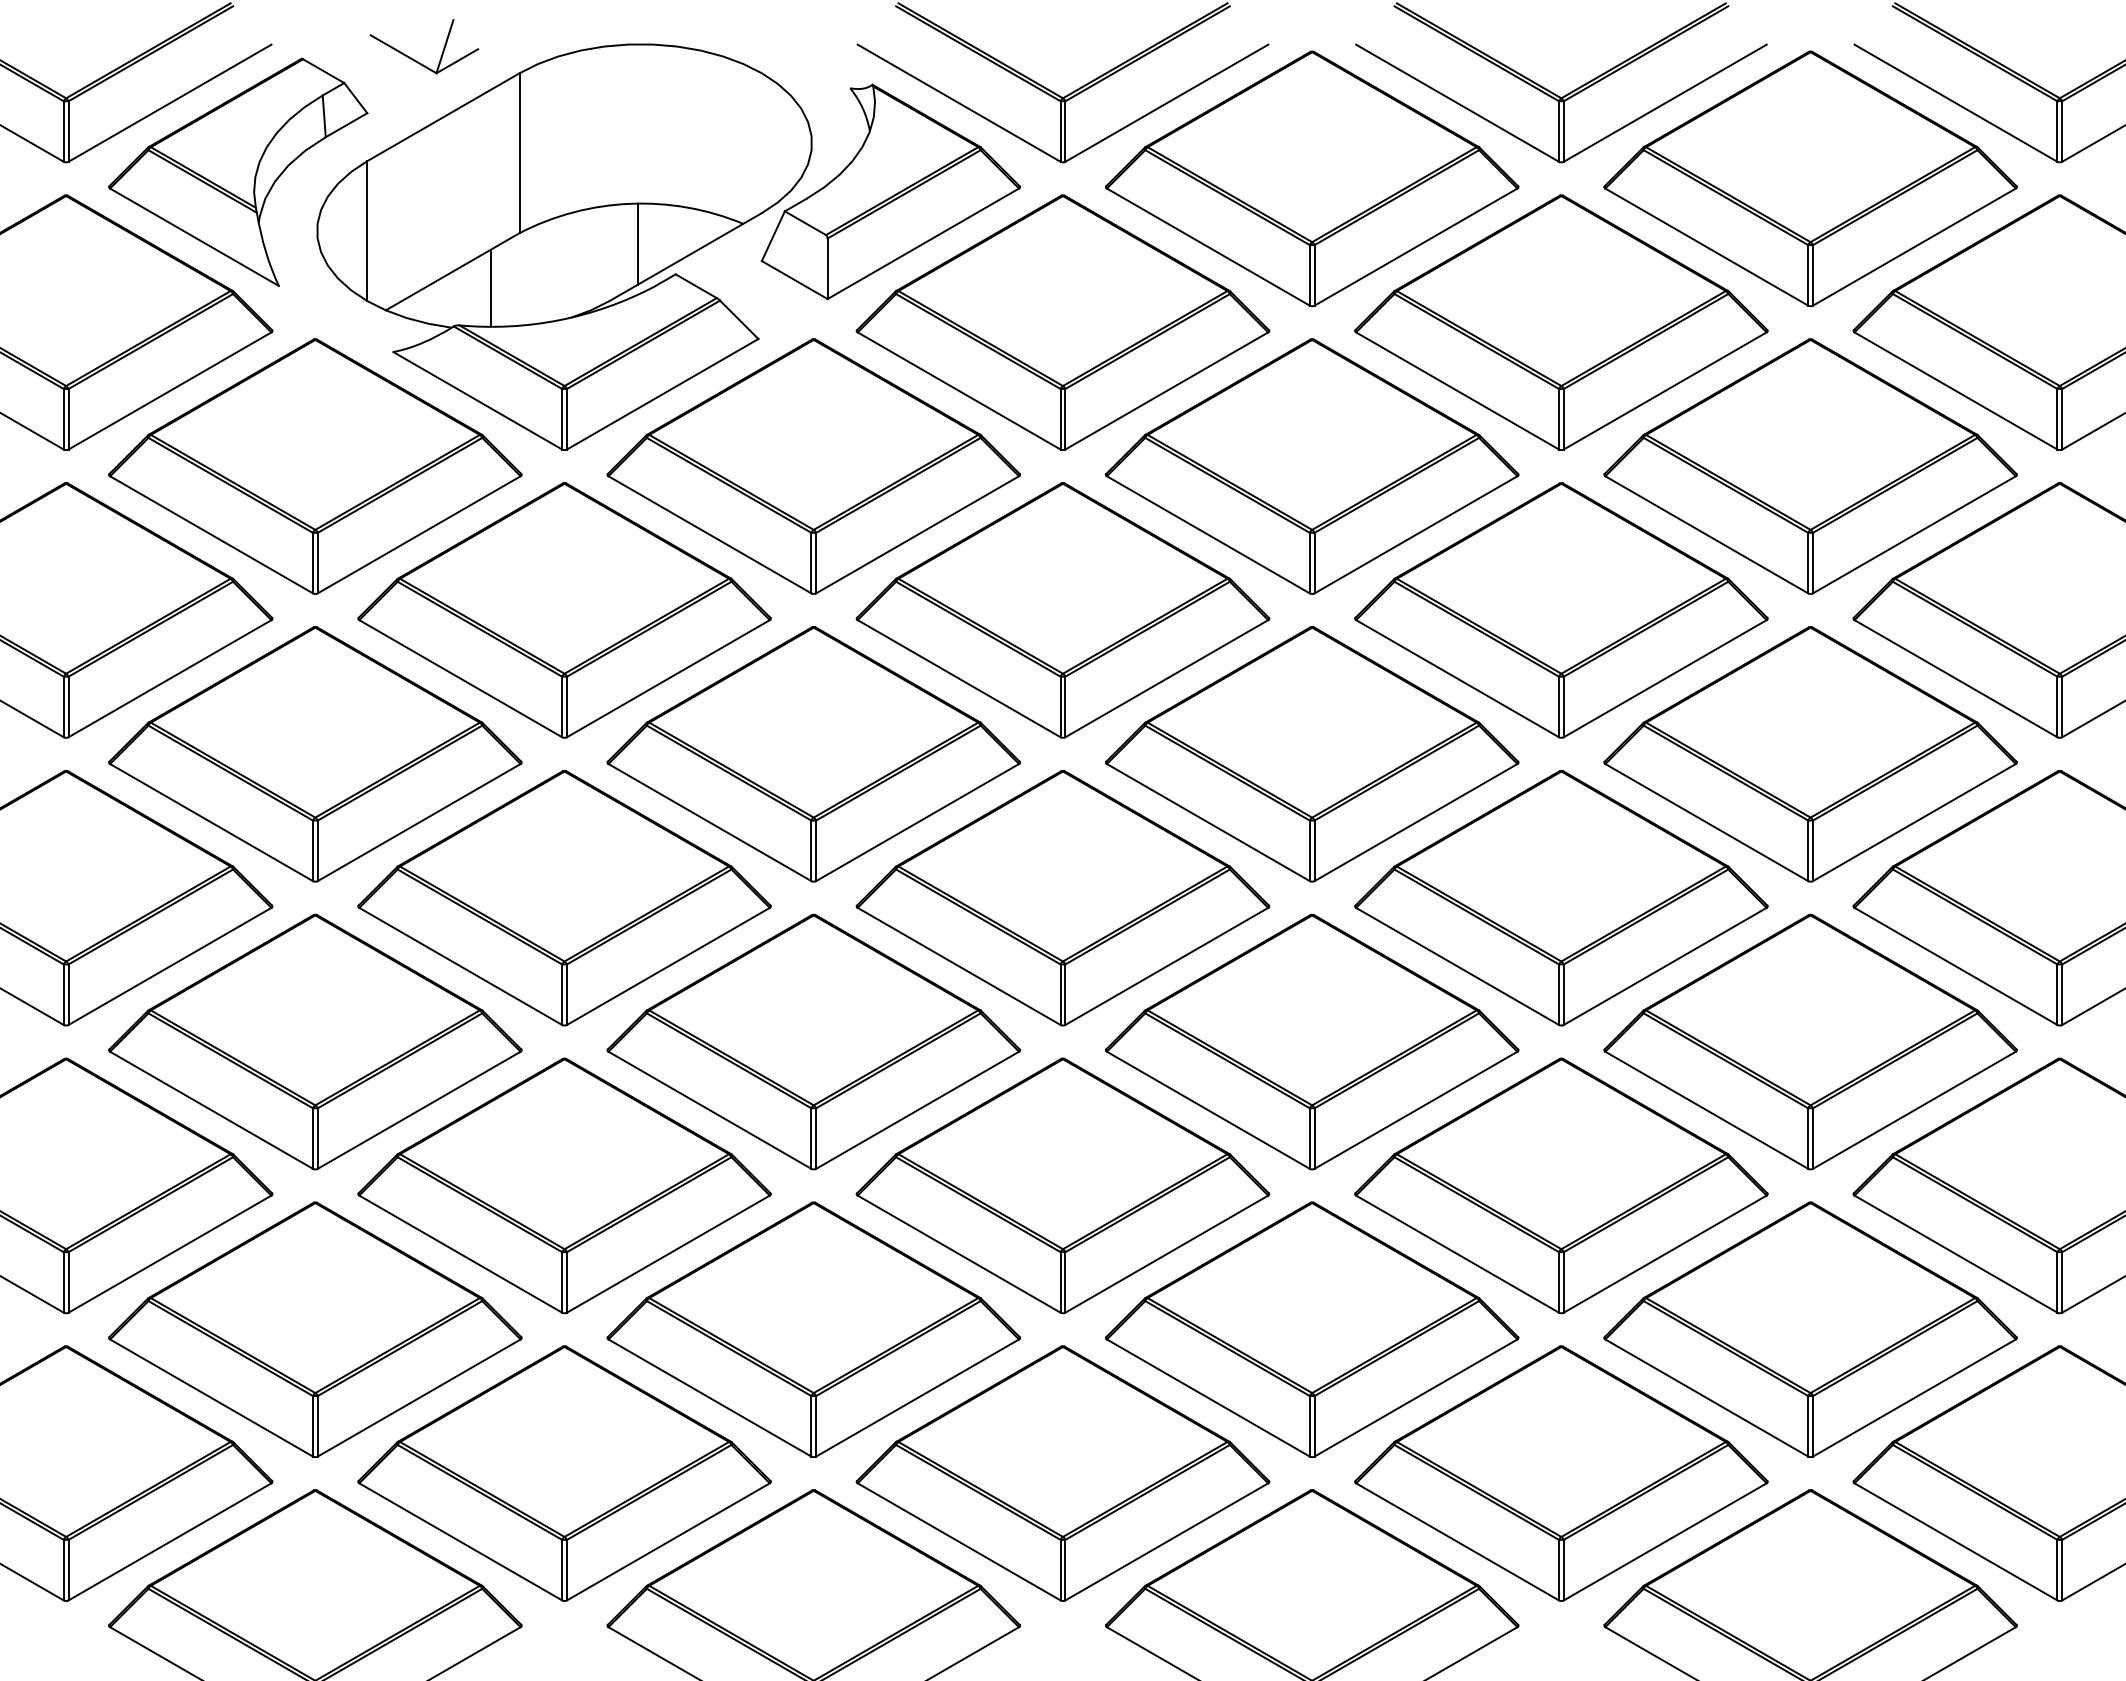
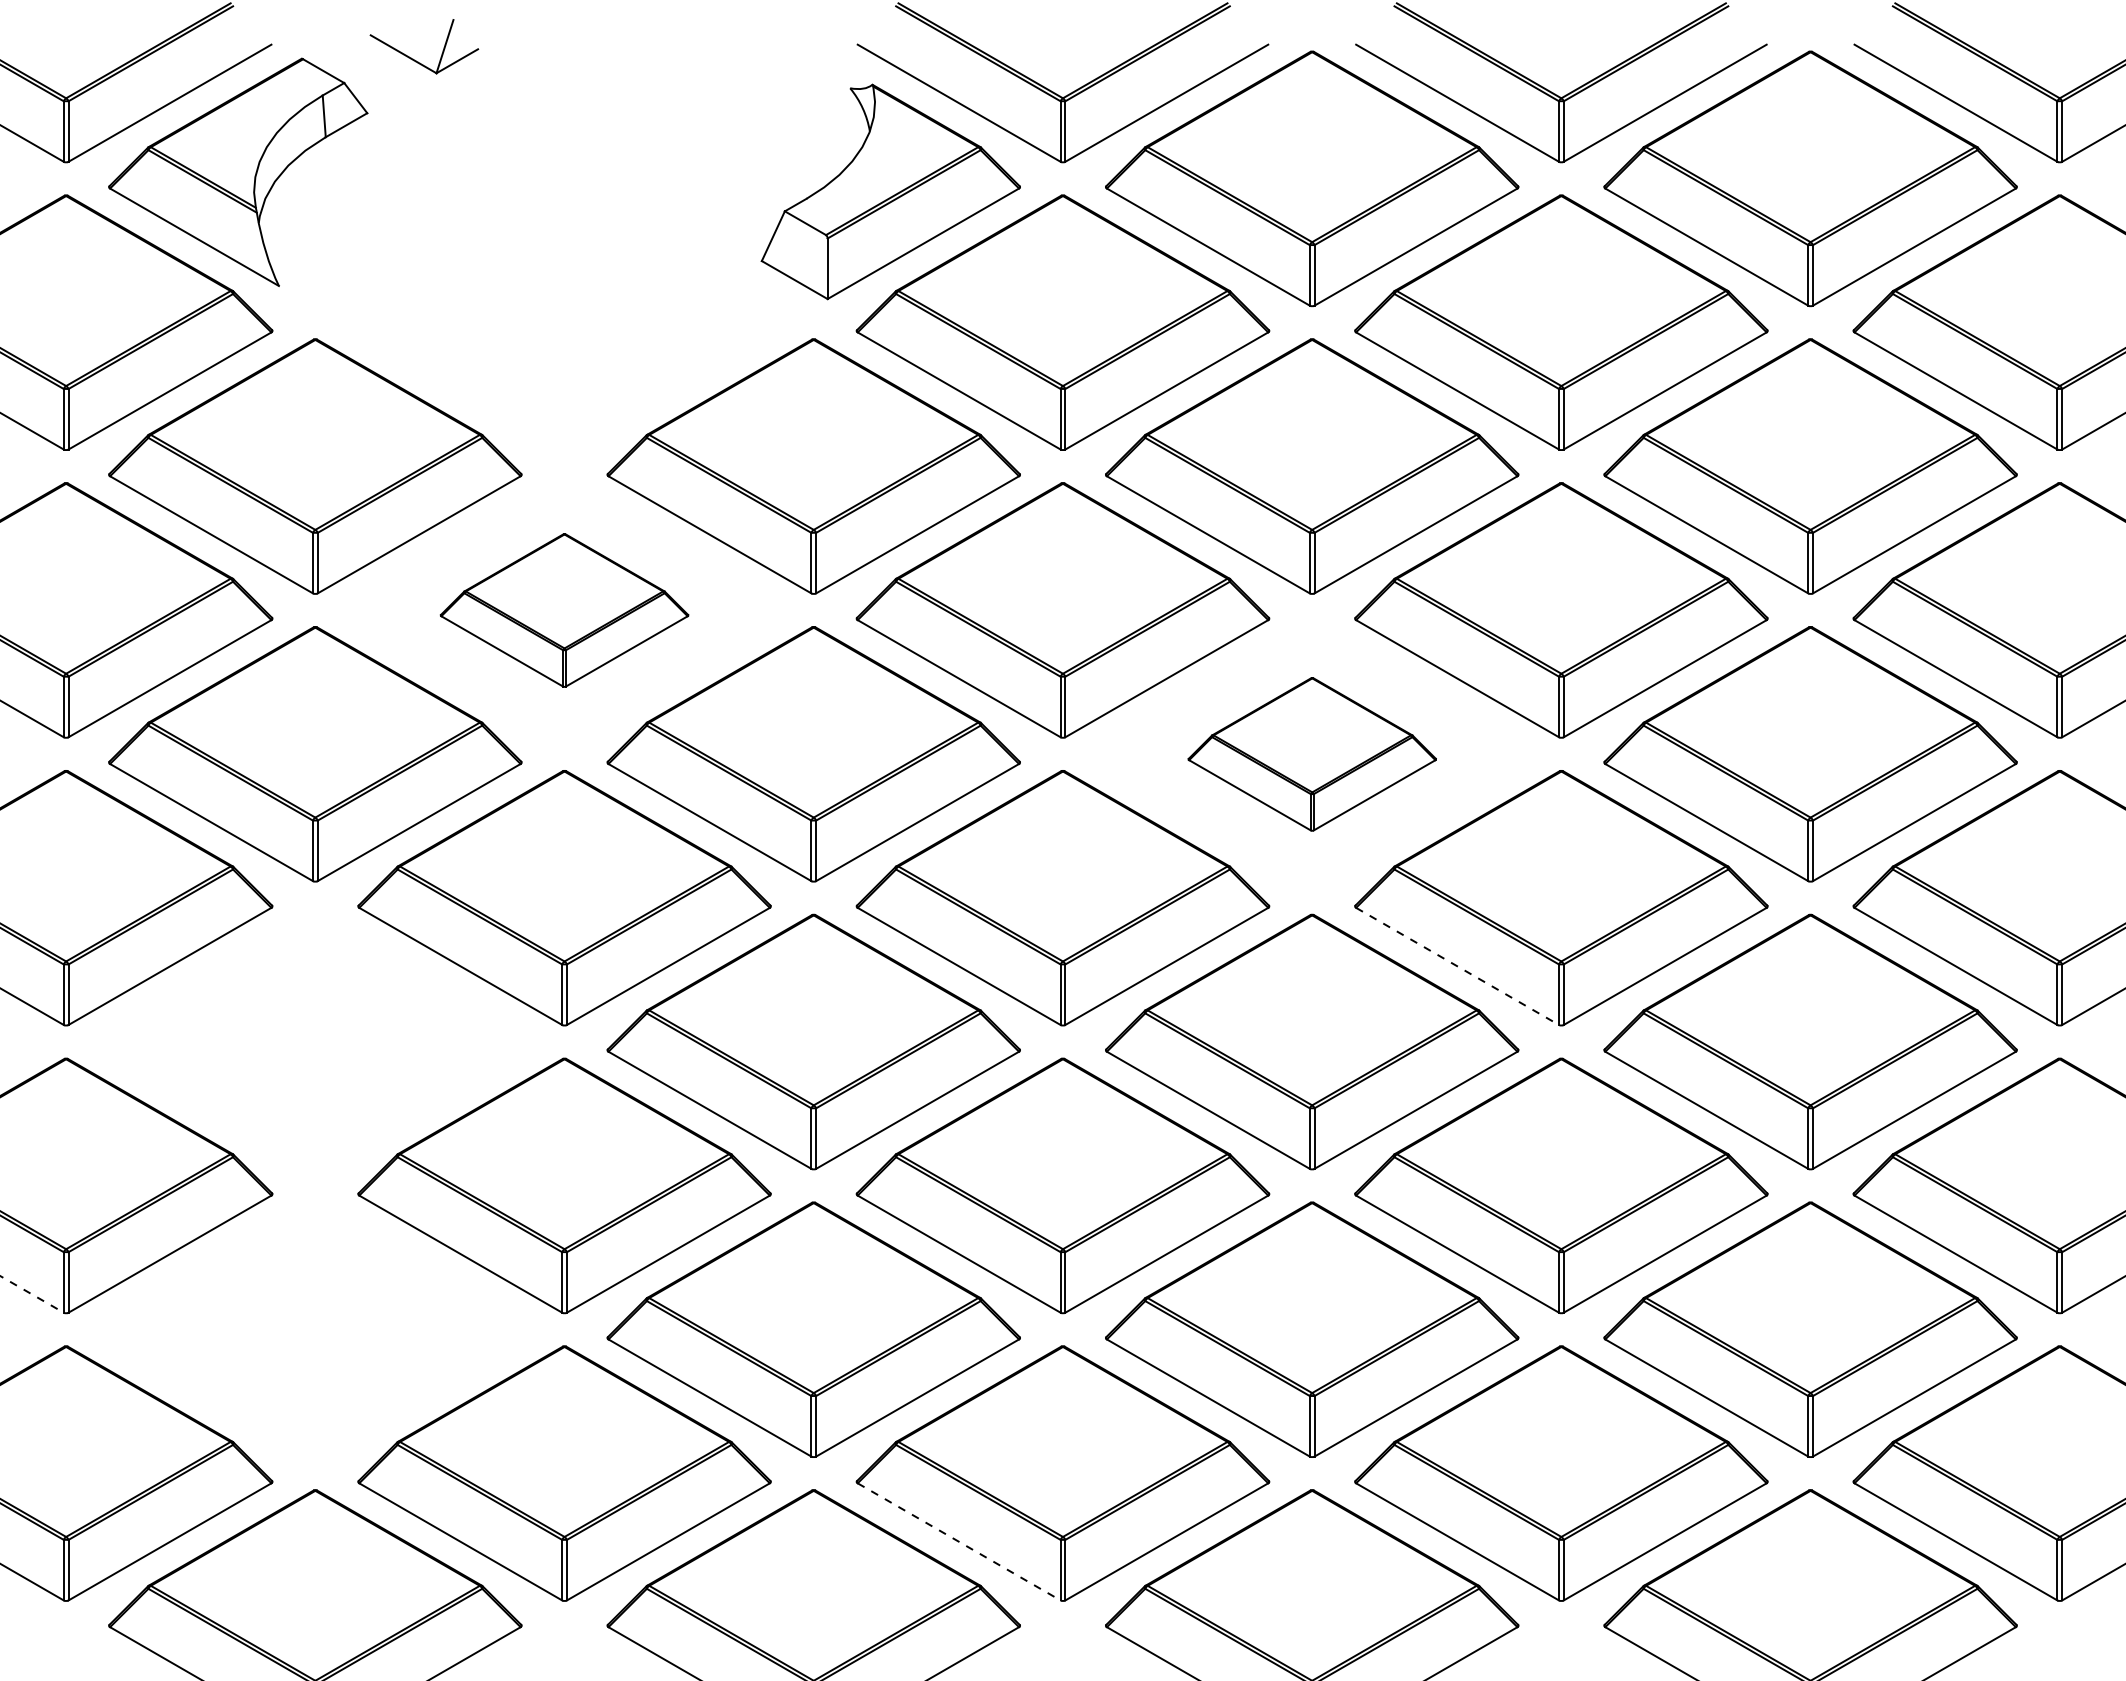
part: present -> none (564, 246)
part size: 415x257 px -> 251x155 px (564, 610)
part size: 415x257 px -> 250x155 px (1311, 754)
line: solid -> dashed (1458, 966)
part: present -> none (315, 1041)
line: solid -> dashed (32, 1294)
part: present -> none (315, 1329)
line: solid -> dashed (959, 1542)
